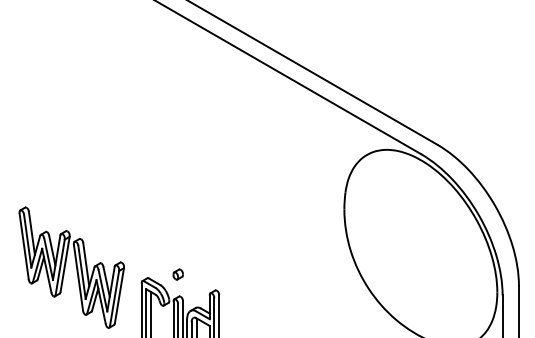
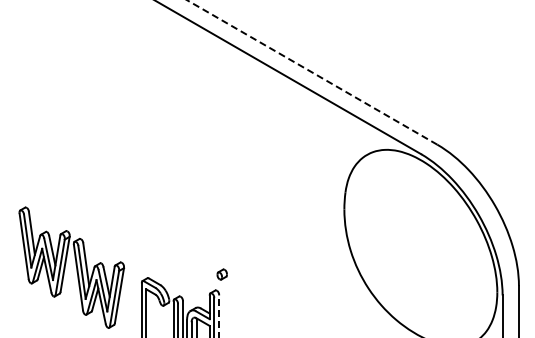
line: solid -> dashed (311, 72)
part position: (177, 274) -> (221, 274) (221, 274)
line: present -> none (151, 313)
line: solid -> dashed (219, 316)
